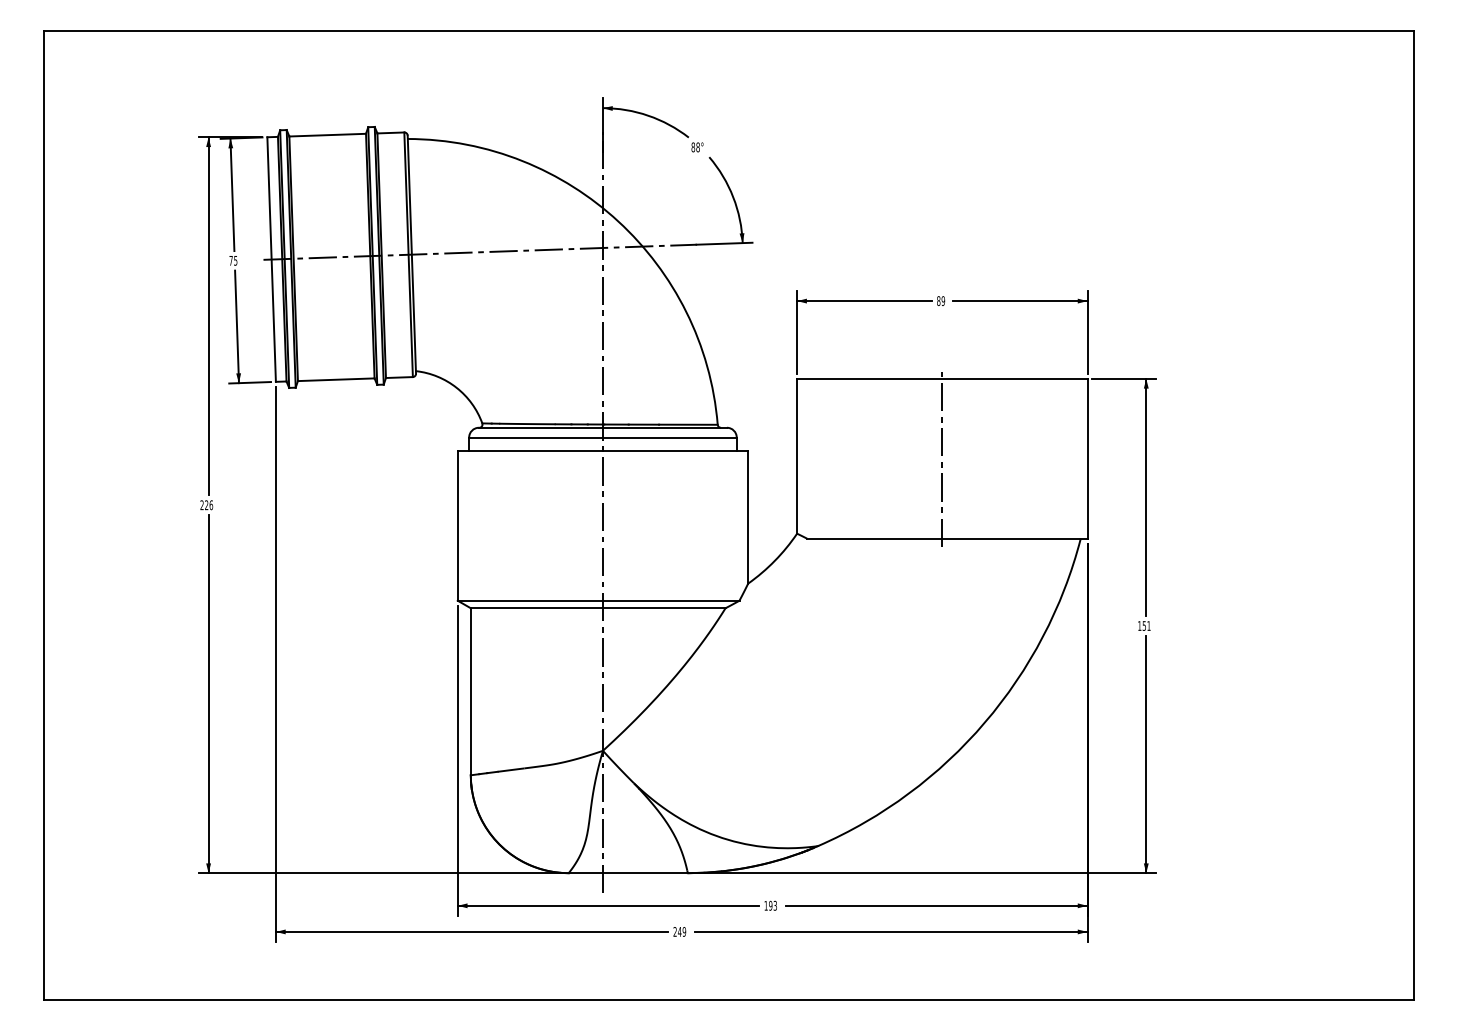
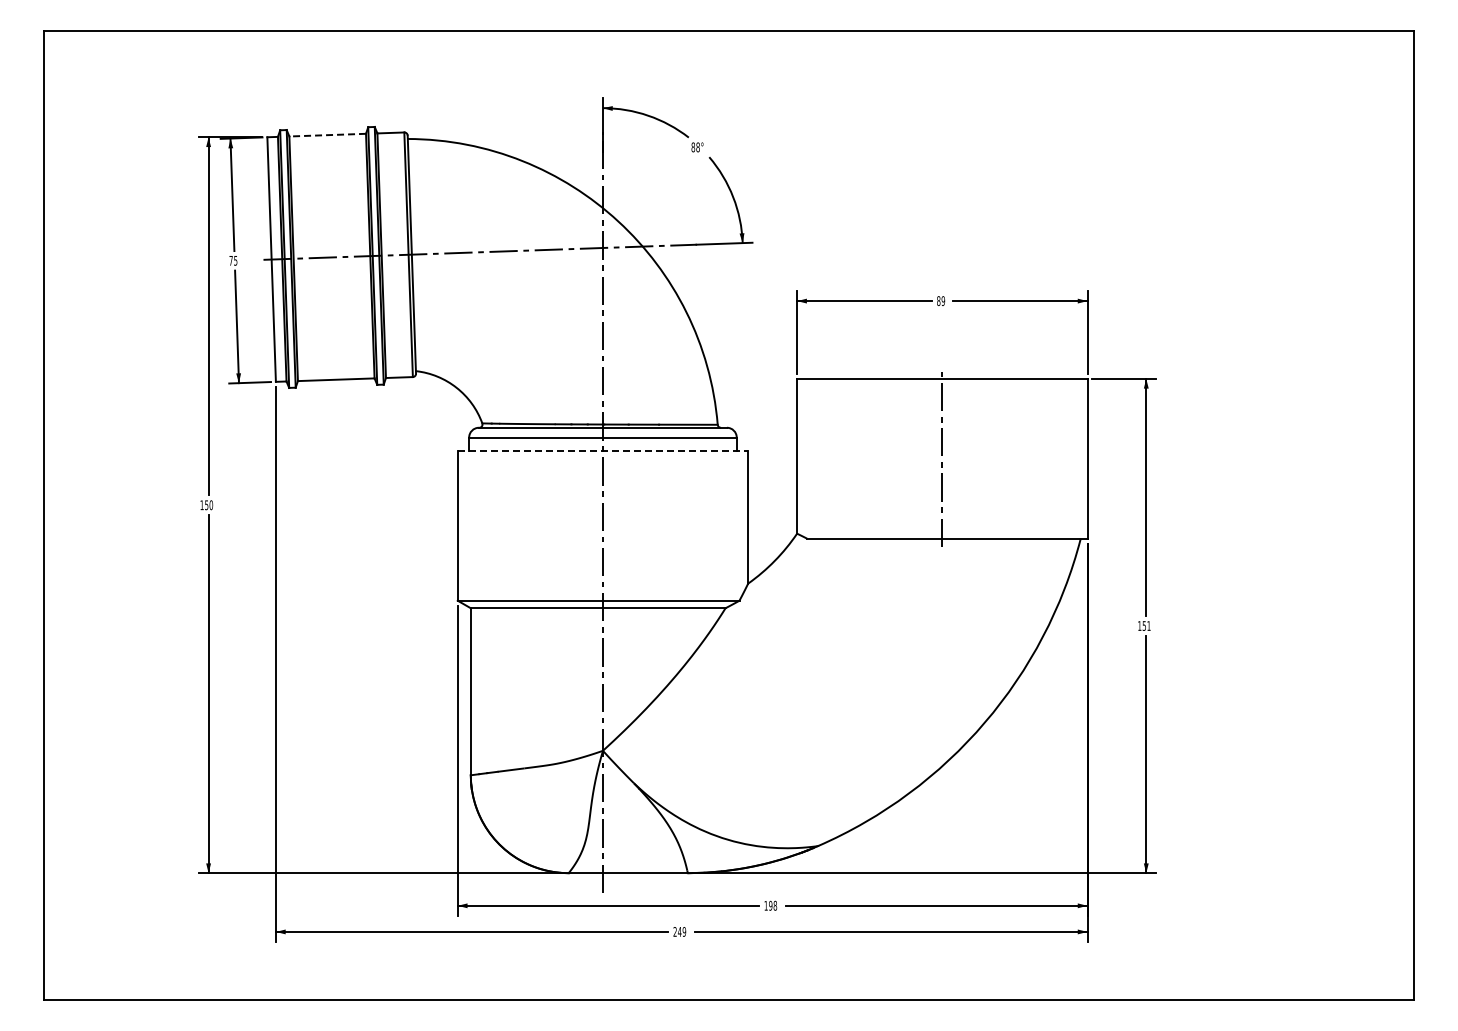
line: solid -> dashed (327, 135)
line: solid -> dashed (603, 450)
text: 226 -> 150 (206, 505)
text: 193 -> 198 (775, 905)
